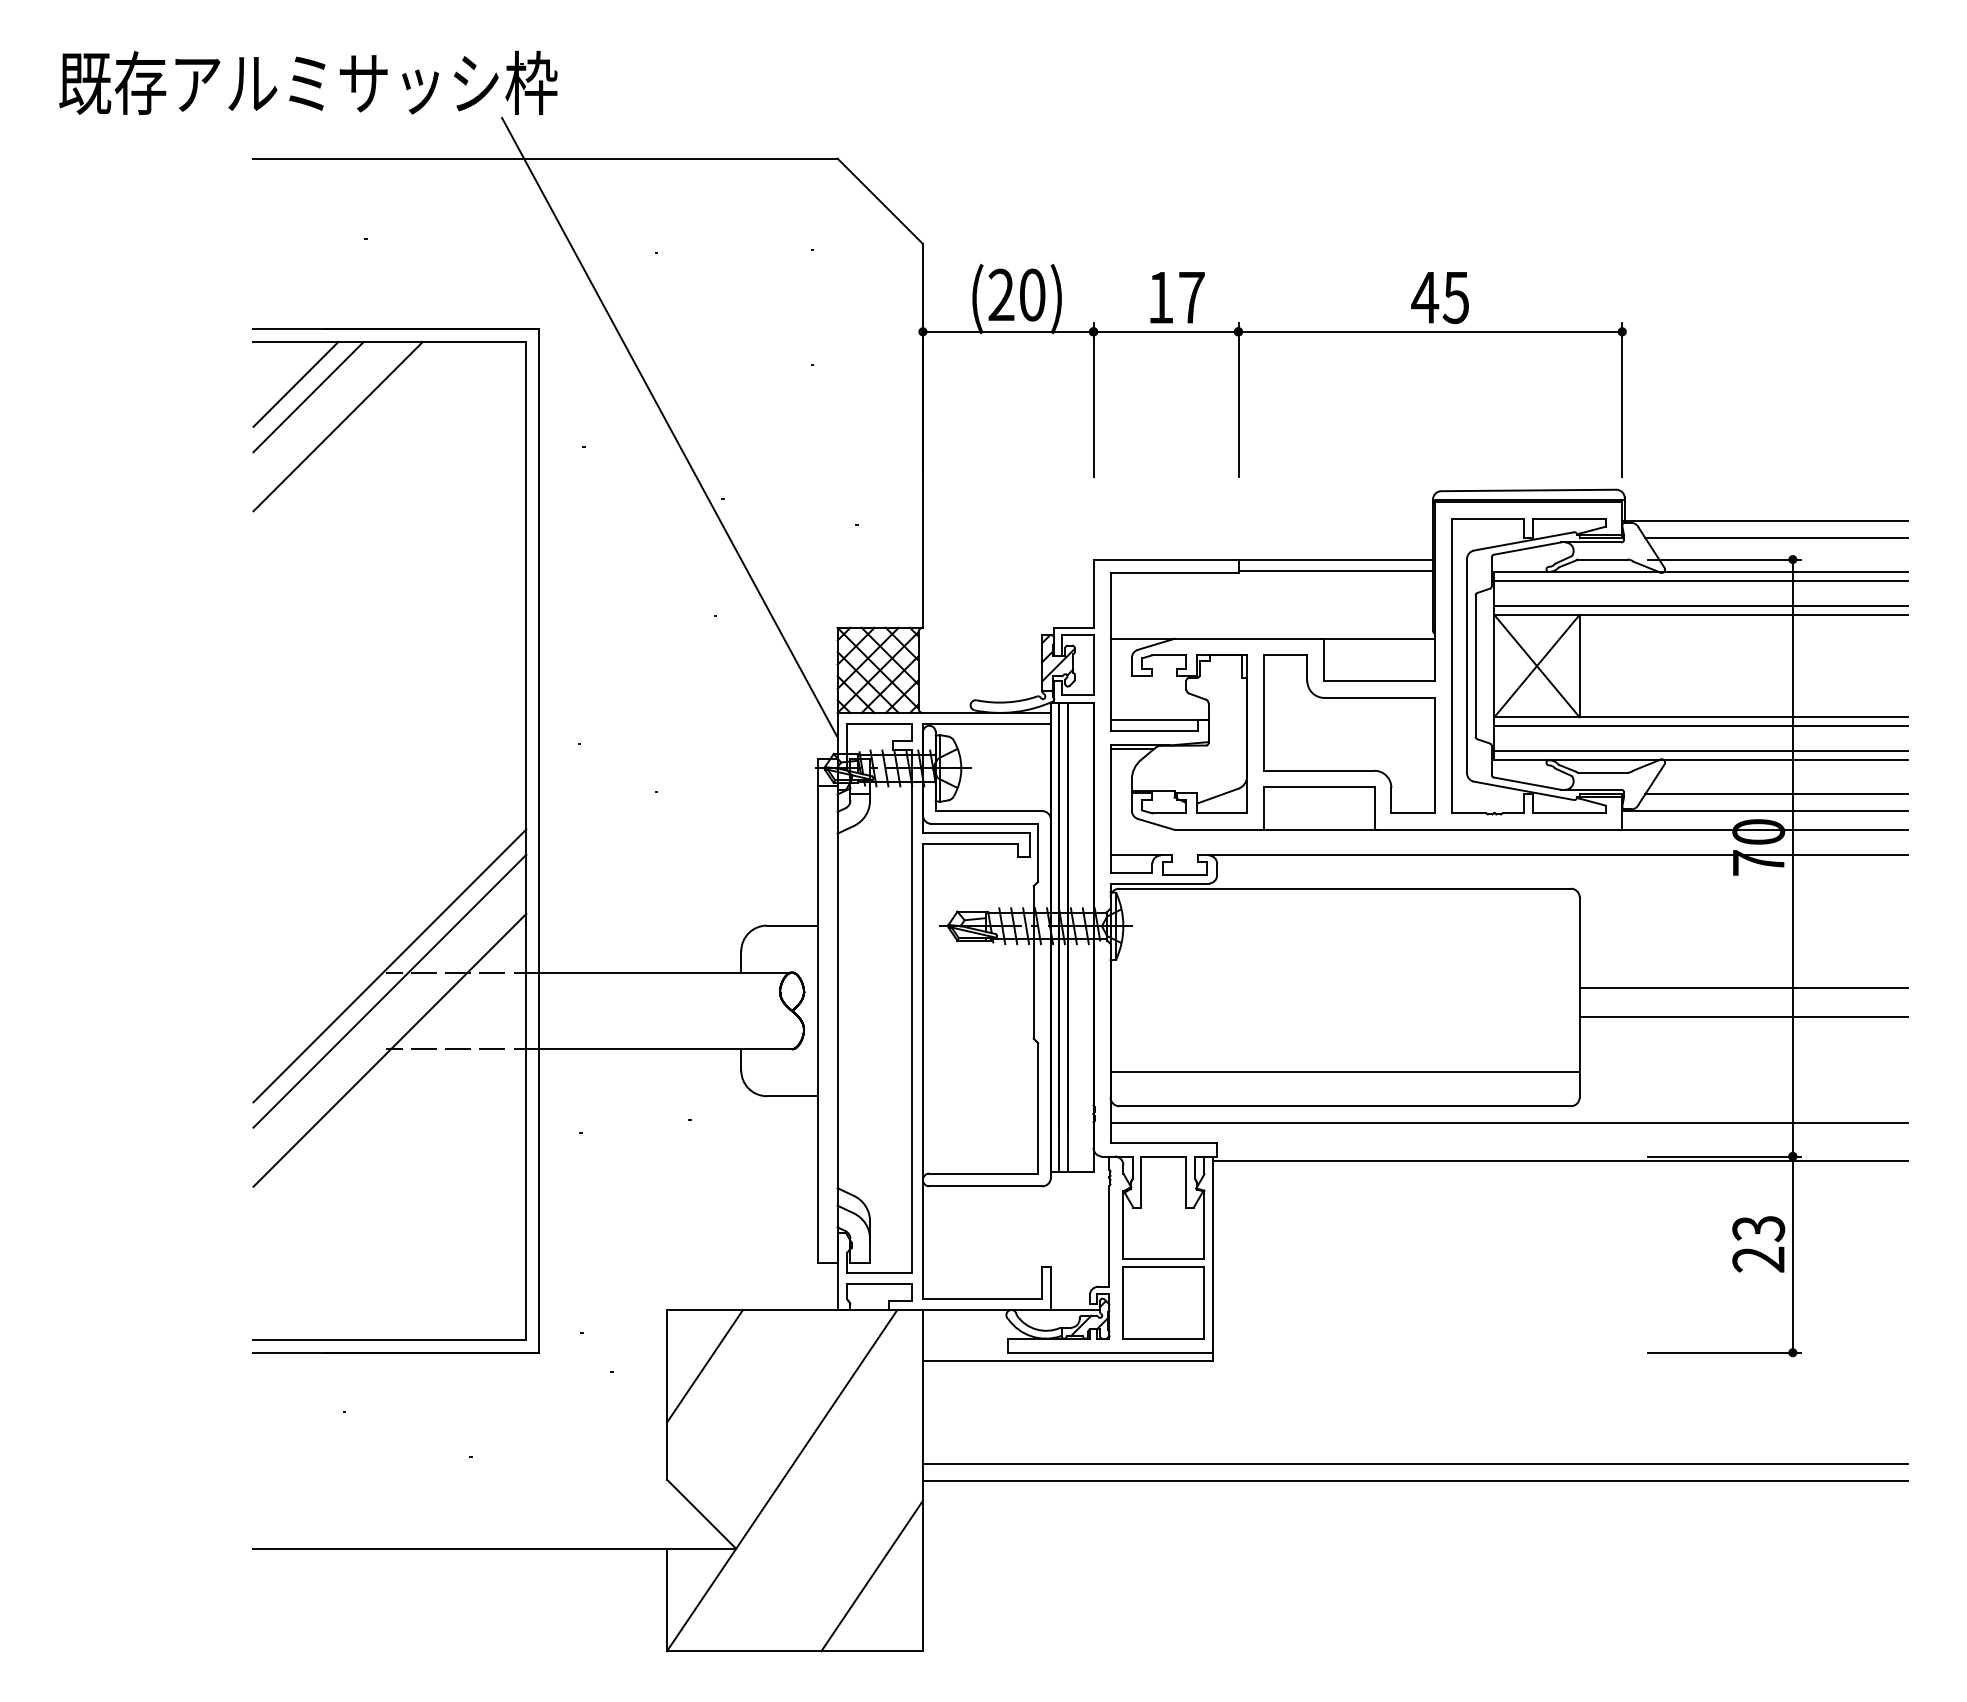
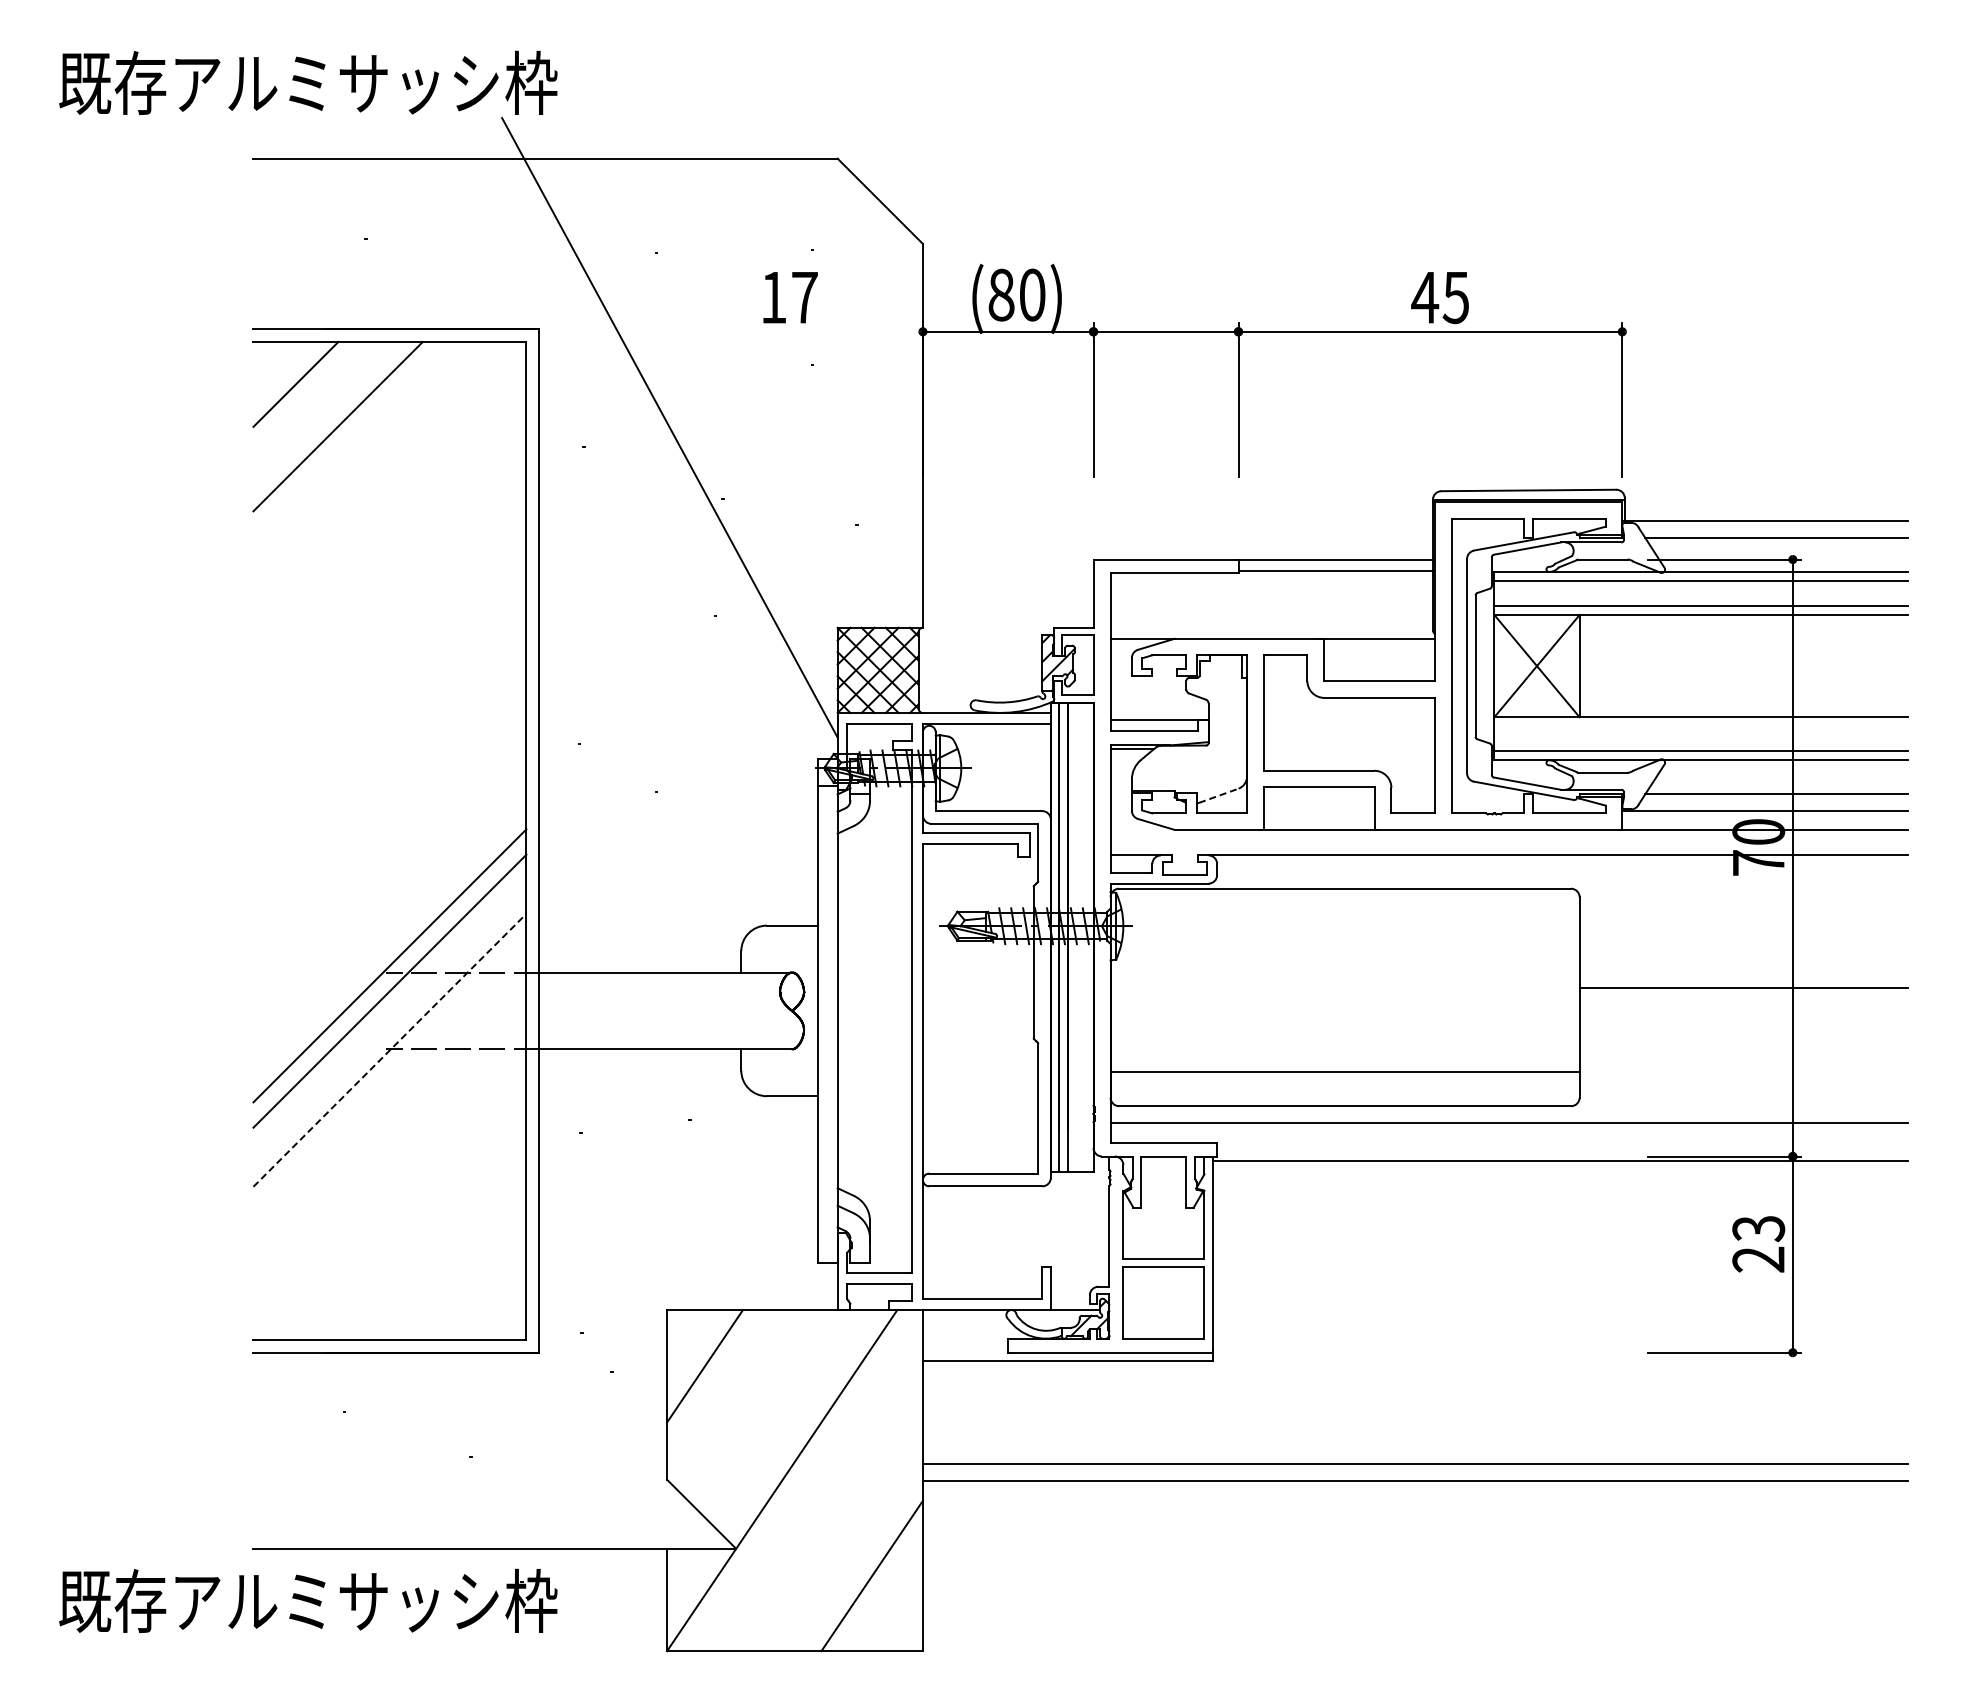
text: (20) -> (80) (1001, 294)
text position: (1177, 297) -> (790, 297) (790, 297)
line: present -> none (308, 397)
line: present -> none (1700, 725)
line: solid -> dashed (1219, 795)
line: present -> none (1743, 1016)
line: solid -> dashed (389, 1050)
part: none -> present (308, 1600)
